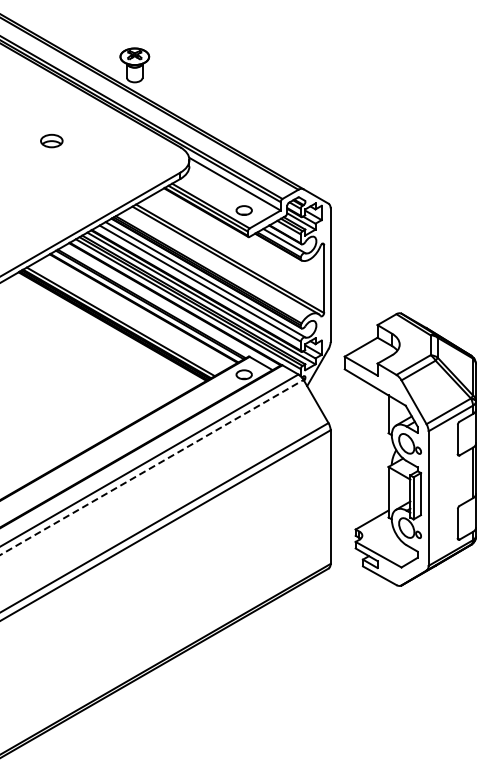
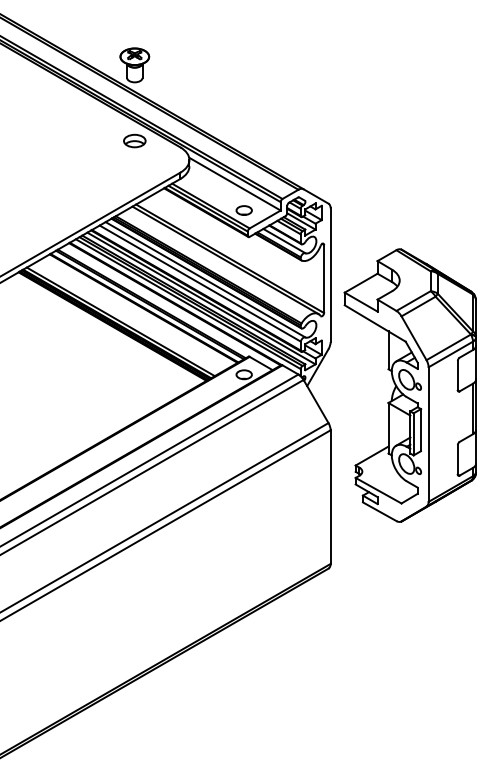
part position: (51, 140) -> (134, 140) (134, 140)
part position: (409, 449) -> (409, 385) (409, 385)
line: dashed -> solid (152, 467)
